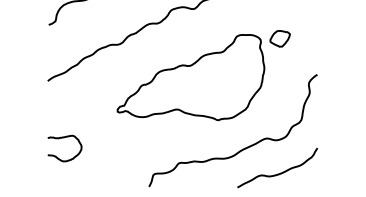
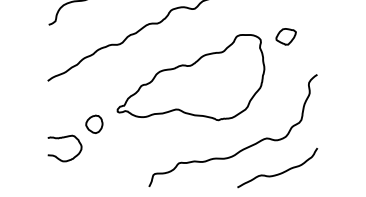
part position: (279, 38) -> (285, 36) (285, 36)
part: none -> present (94, 123)
